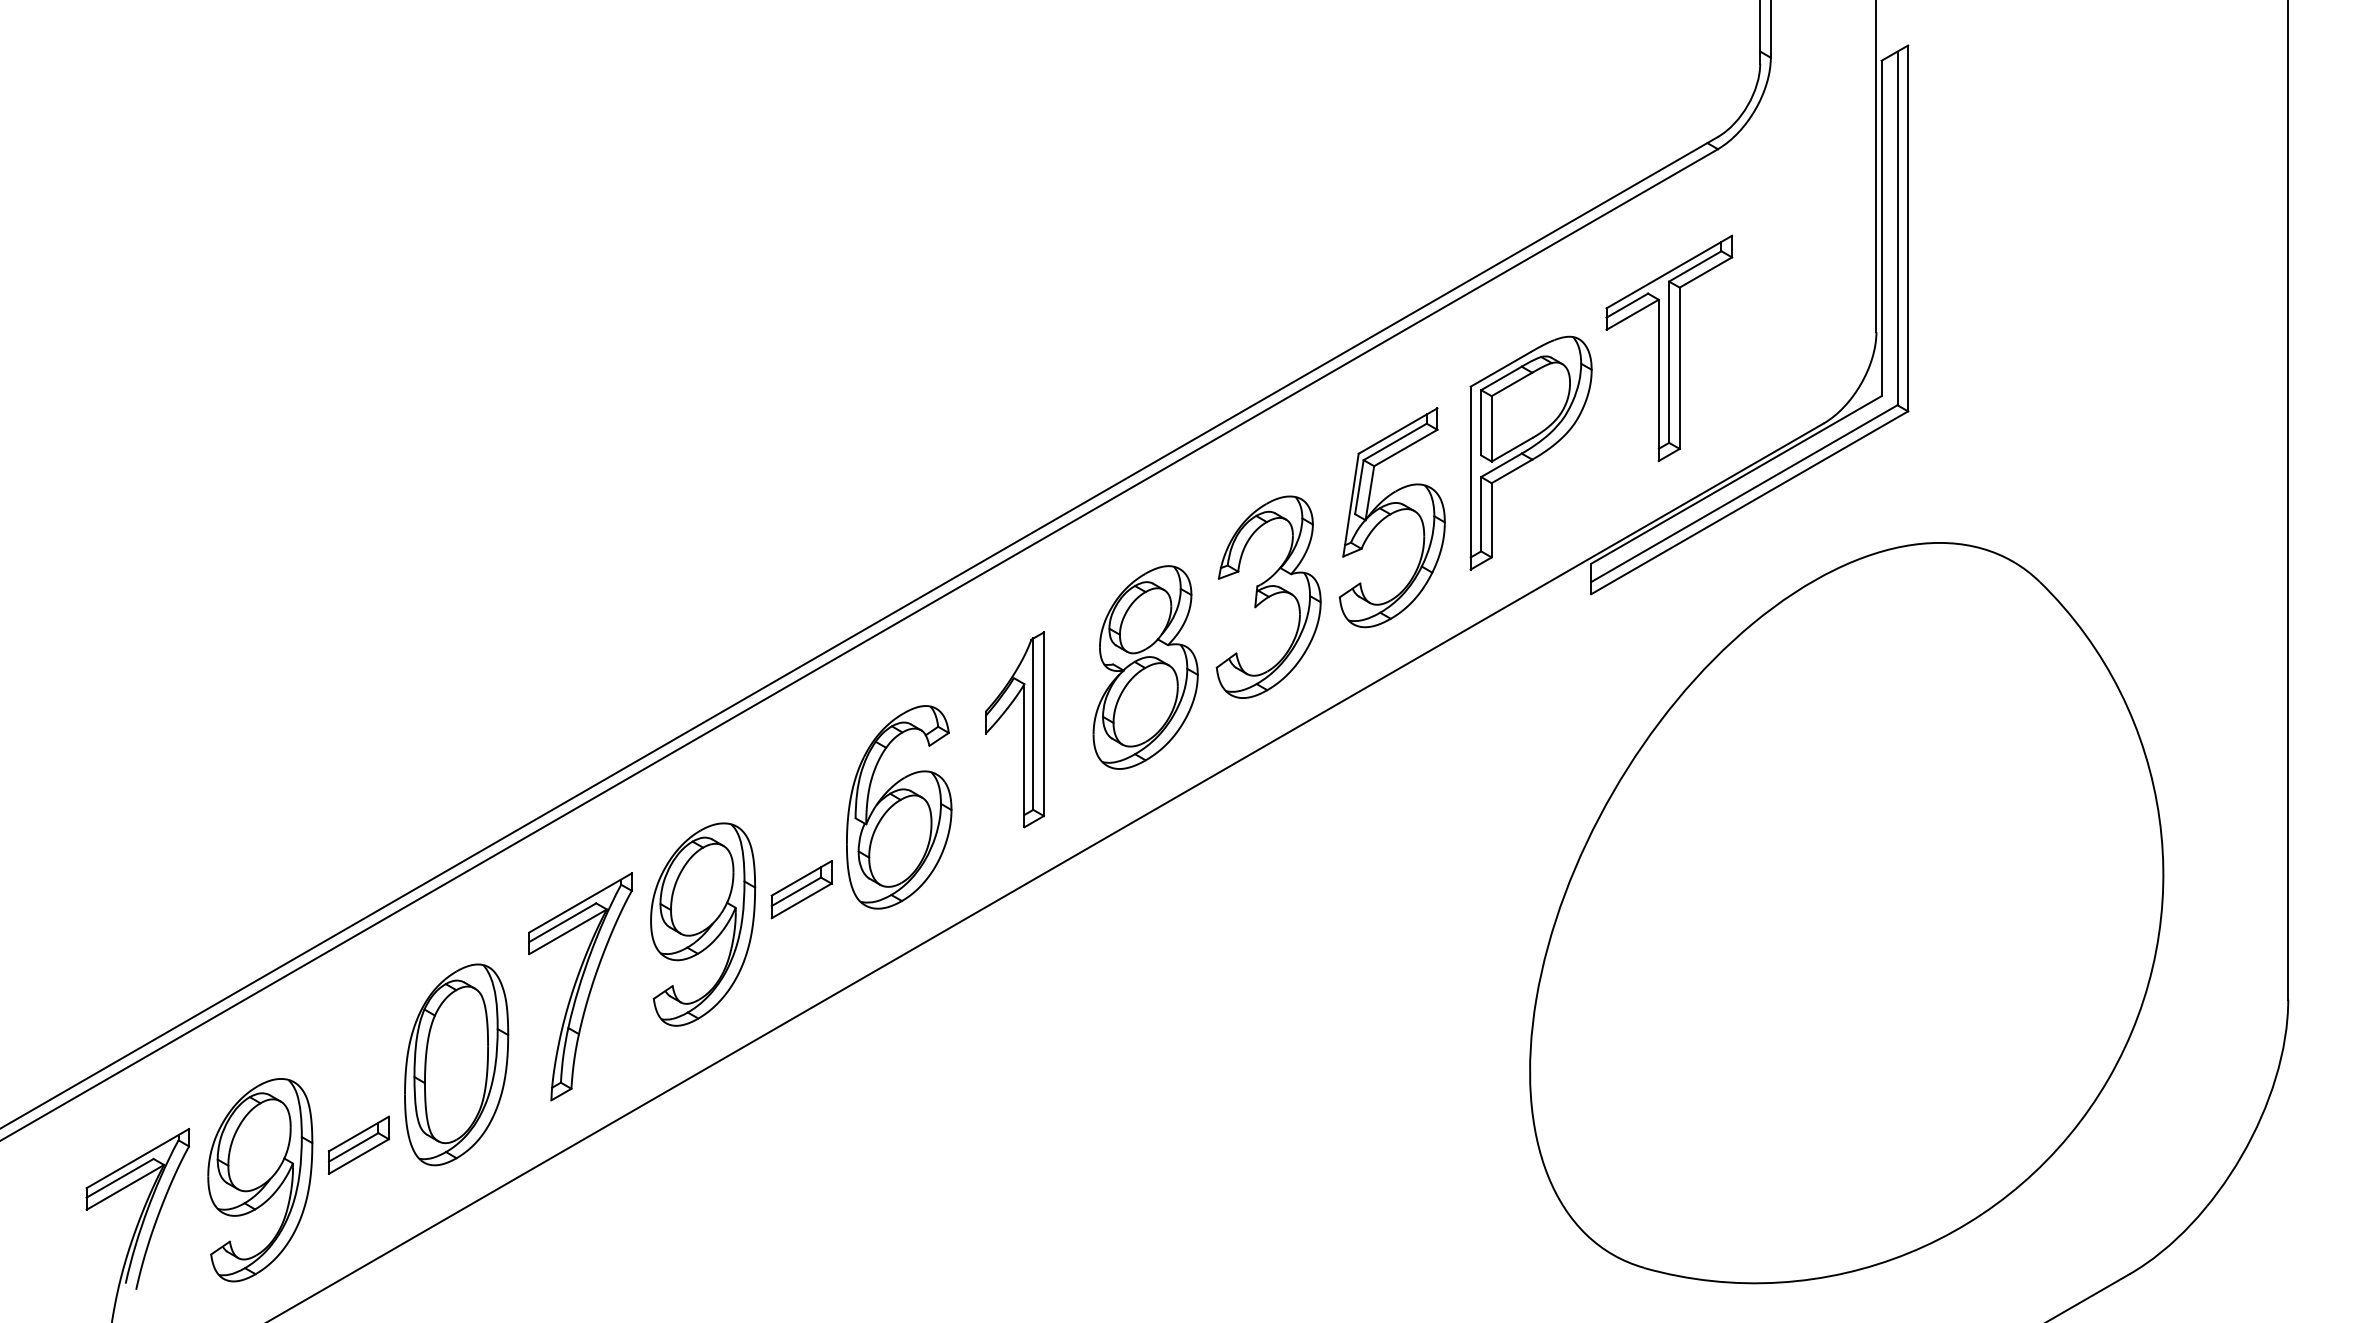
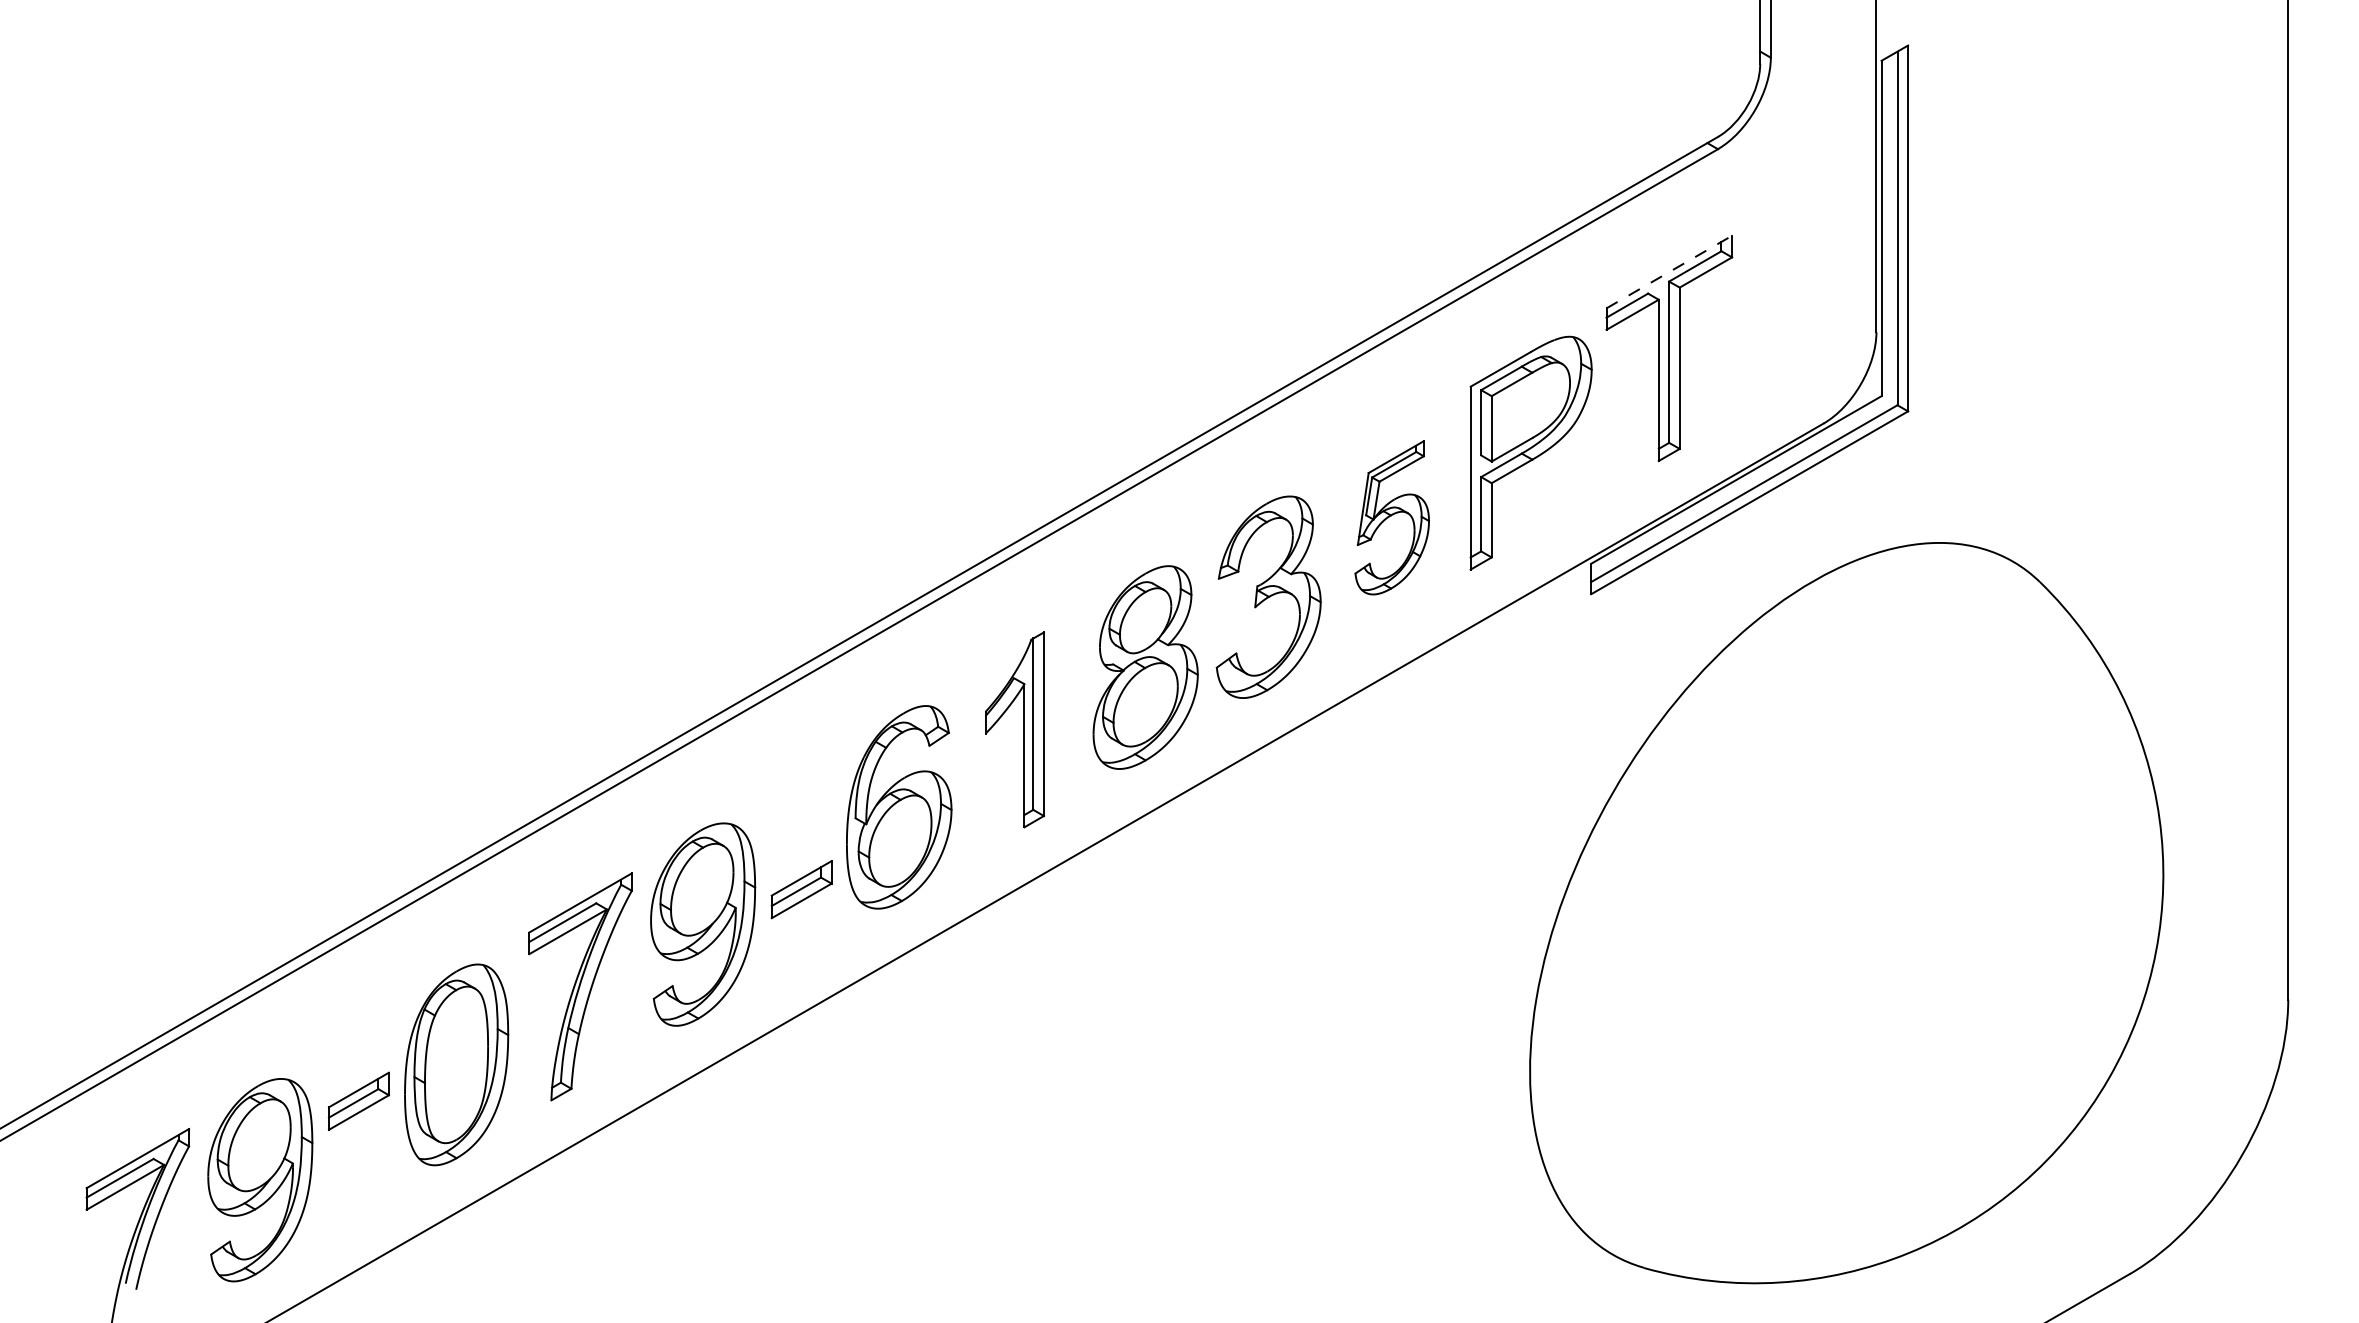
line: solid -> dashed (1669, 272)
part size: 108x222 px -> 76x156 px (1391, 517)
part position: (358, 1144) -> (358, 1100) (358, 1100)
